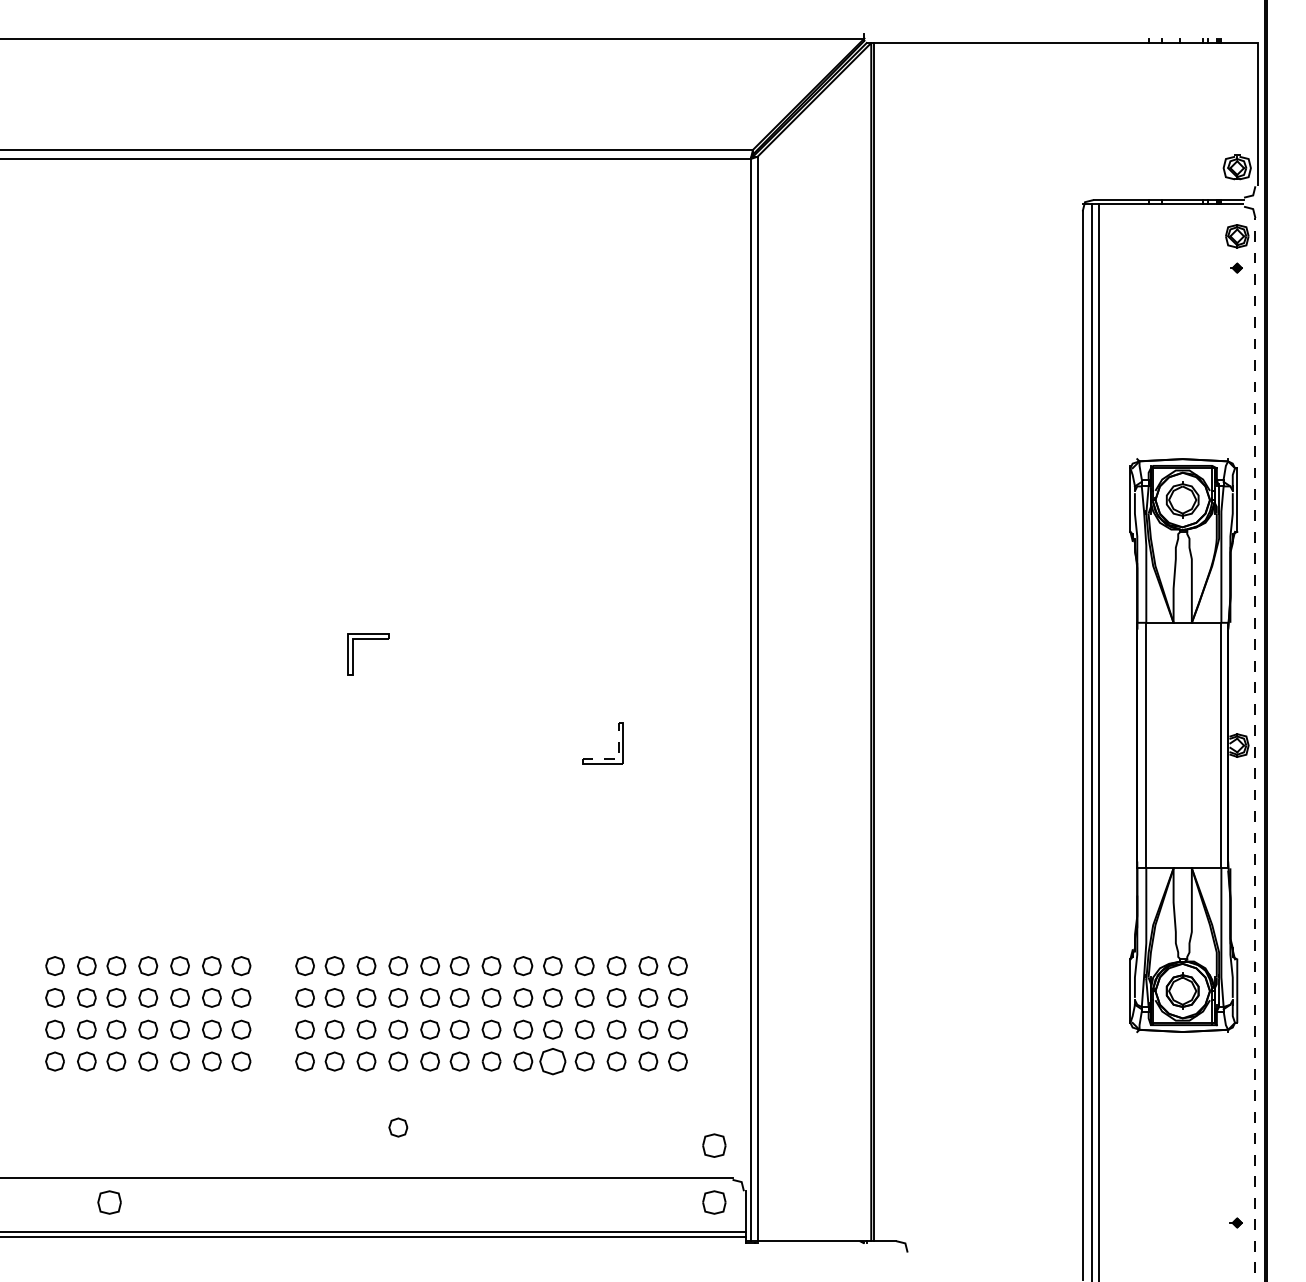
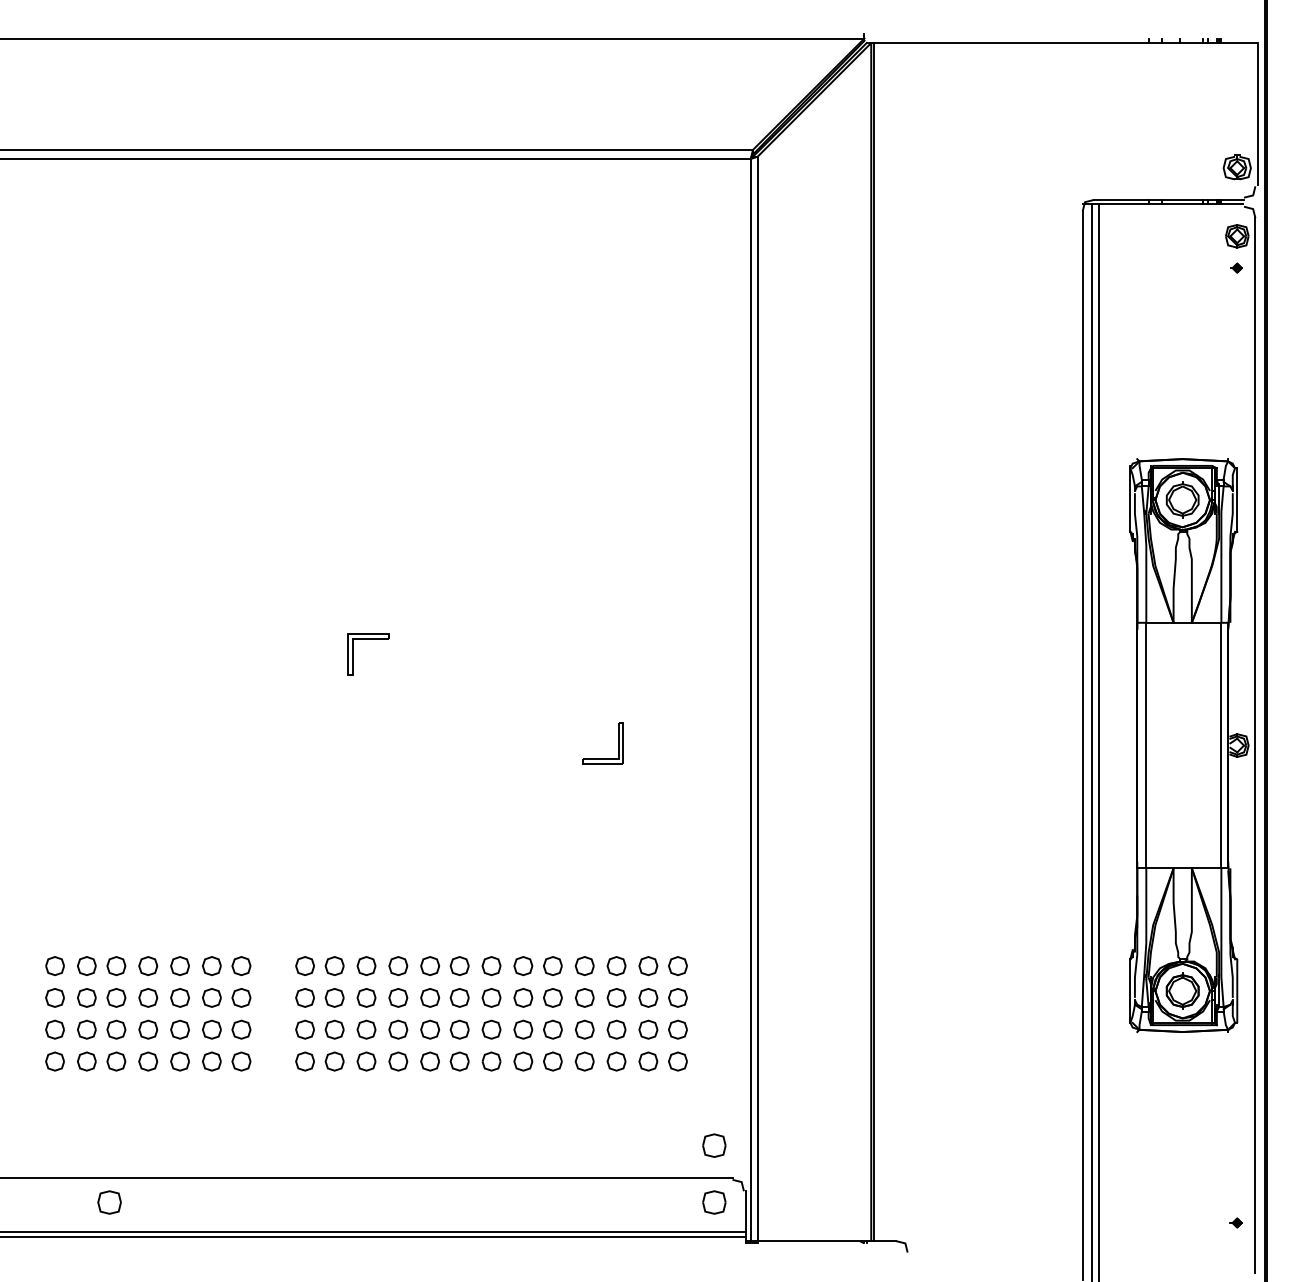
line: dashed -> solid (1255, 745)
line: dashed -> solid (618, 759)
part size: 28x28 px -> 20x21 px (552, 1061)
part: present -> none (398, 1127)
